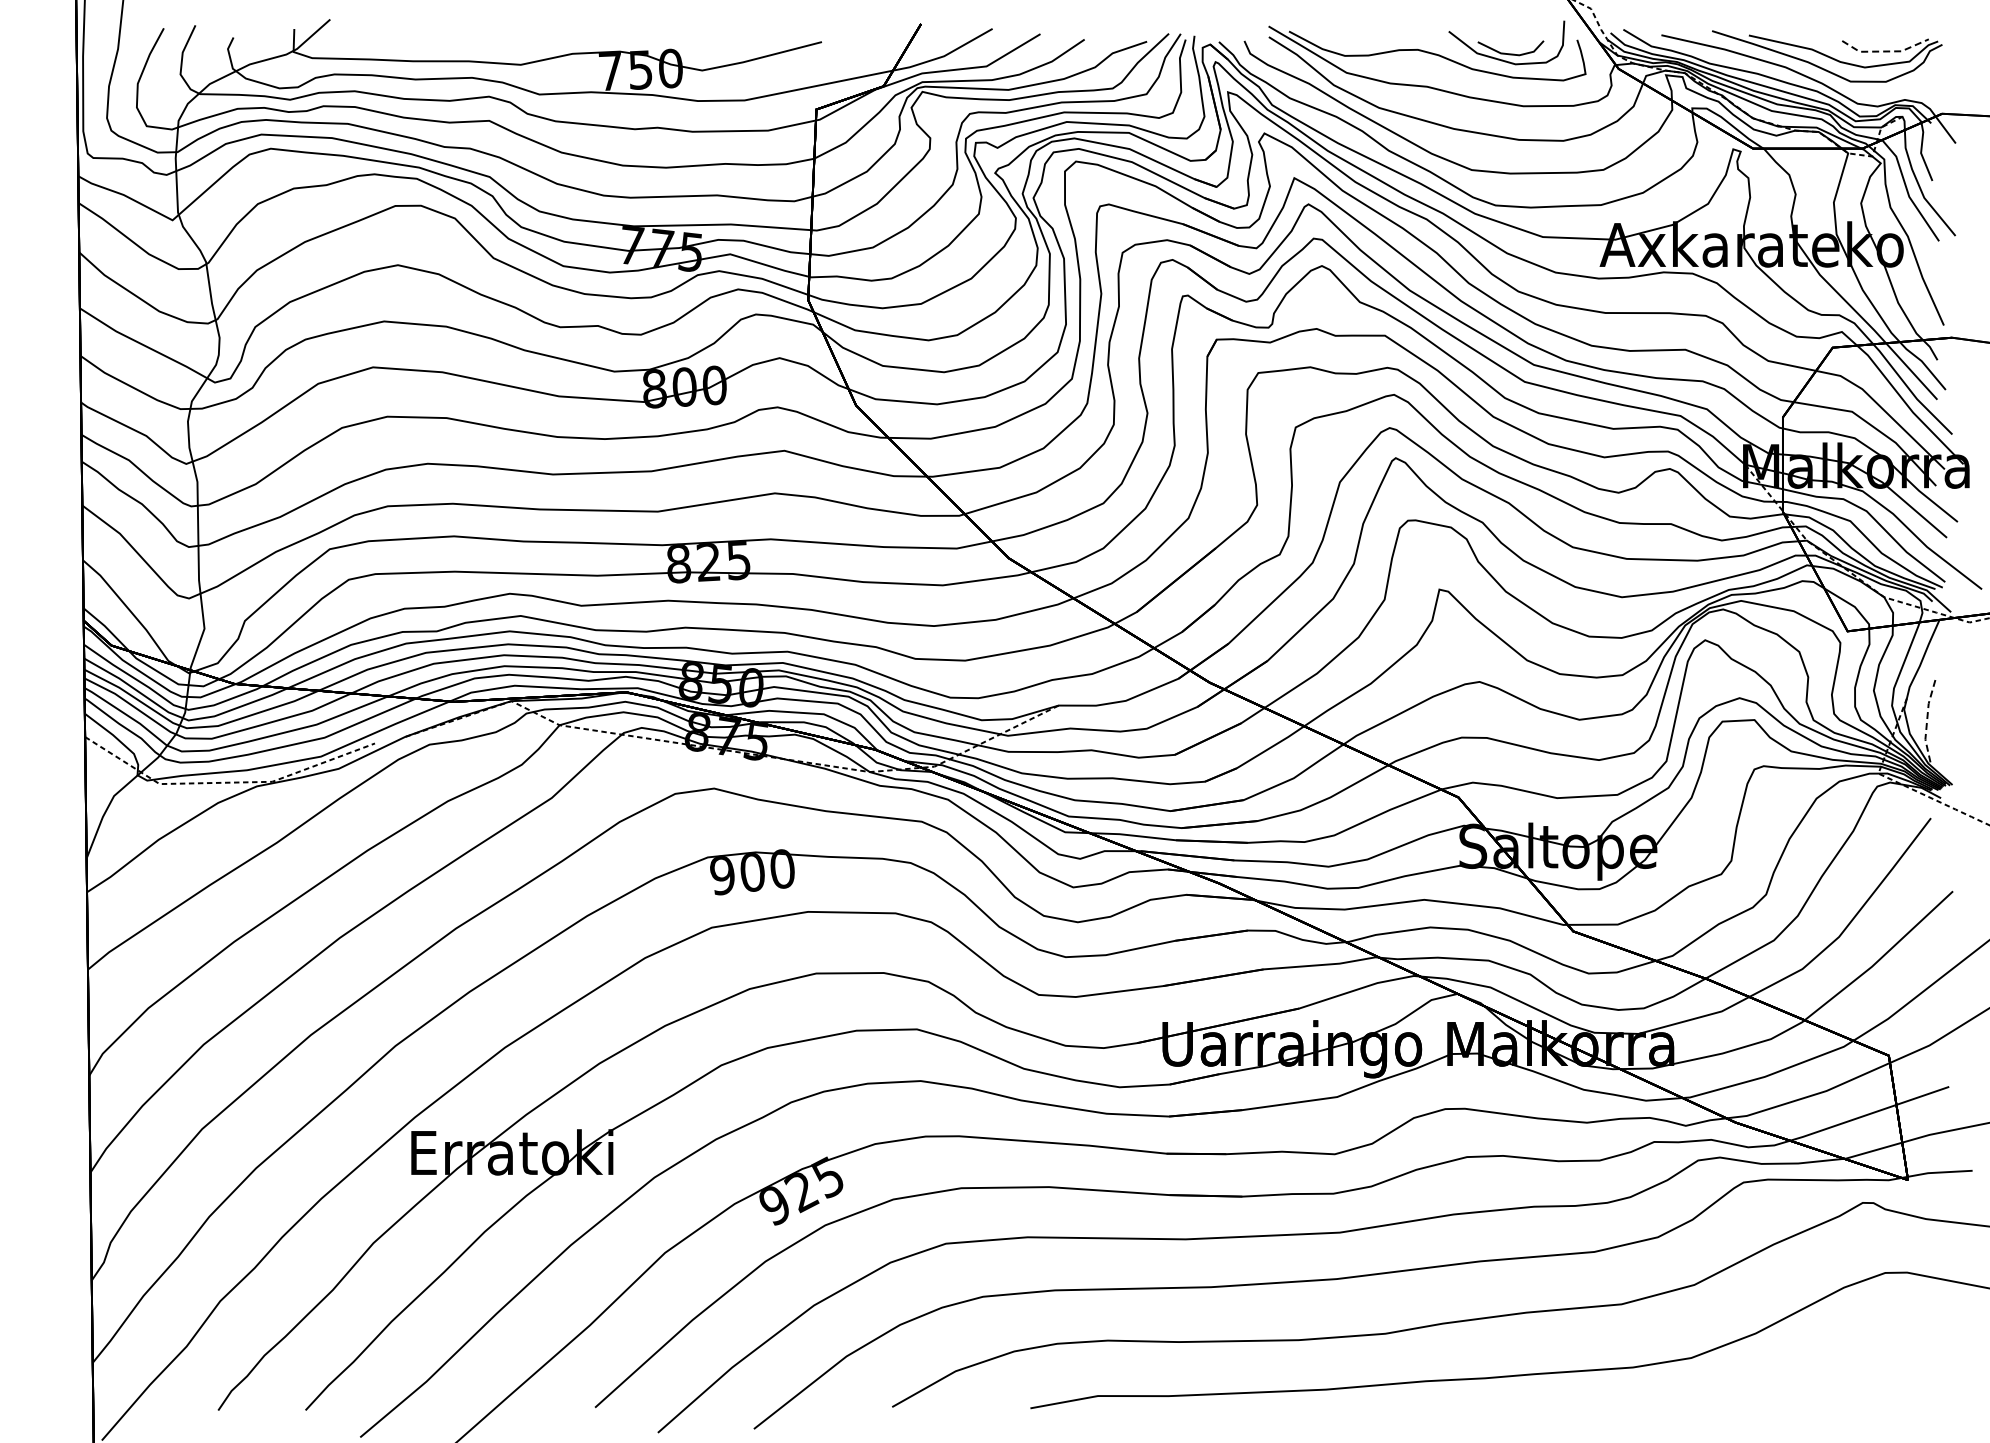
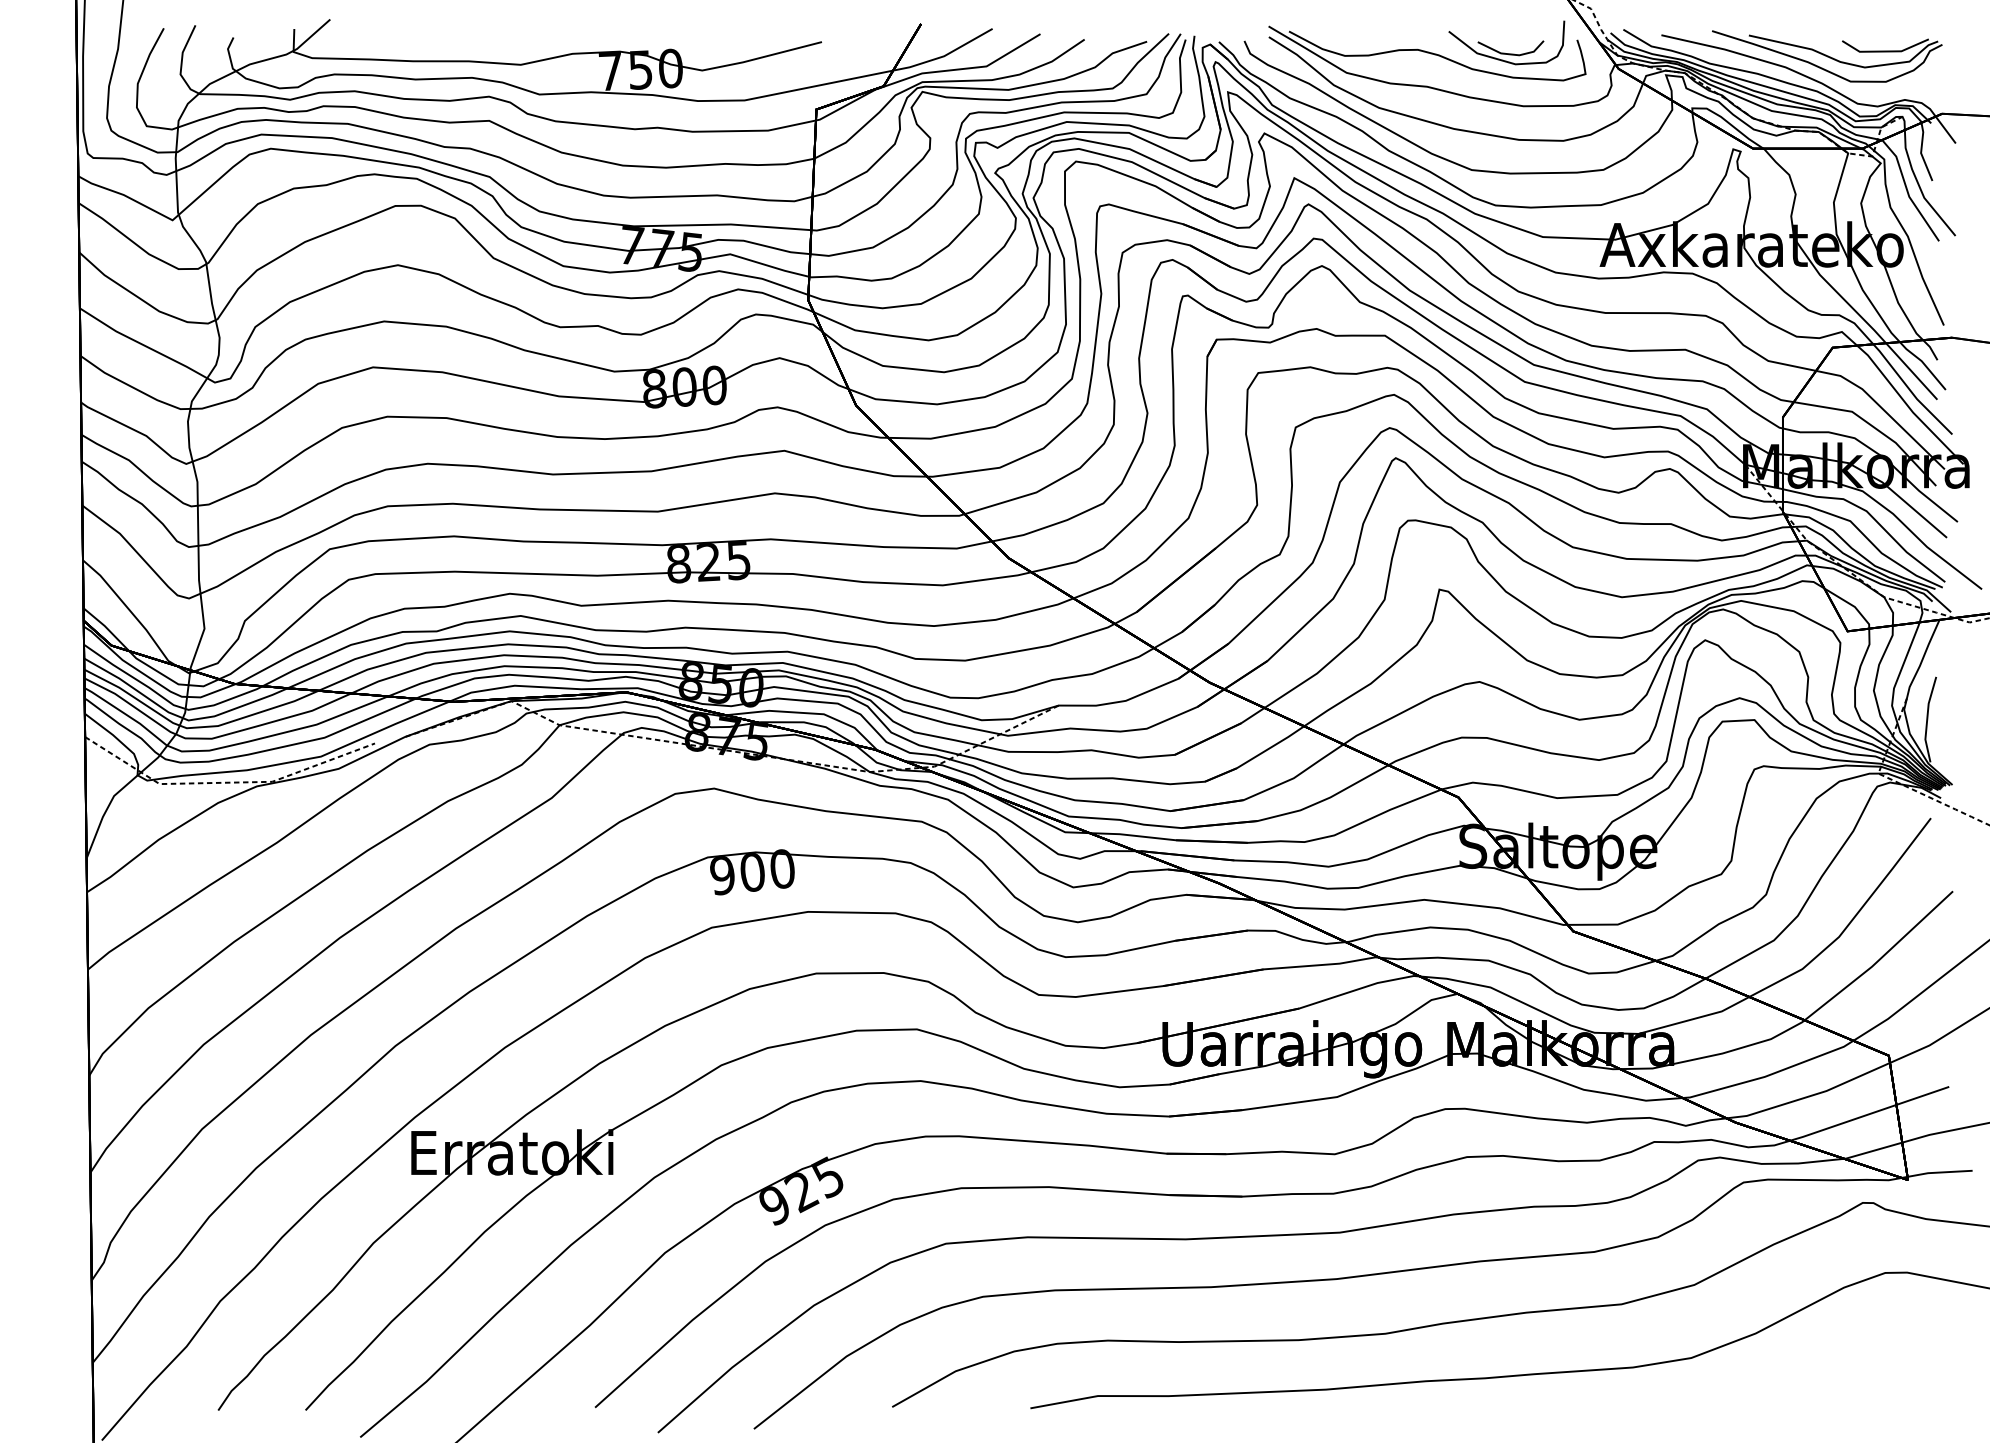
line: dashed -> solid (1885, 51)
line: dashed -> solid (1927, 719)
